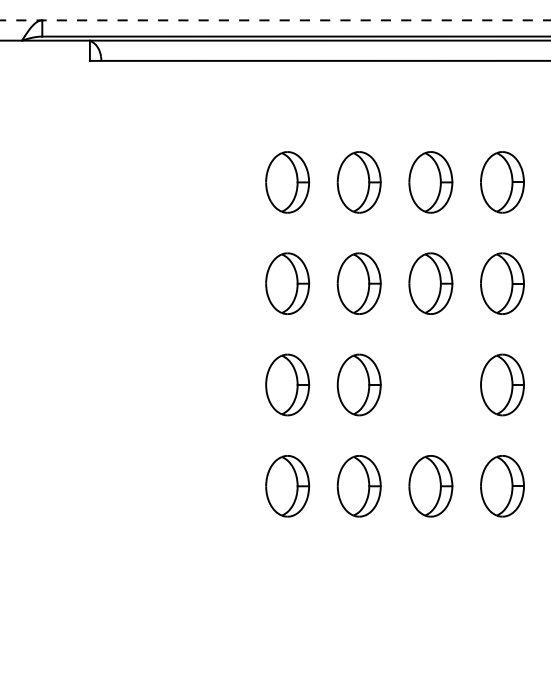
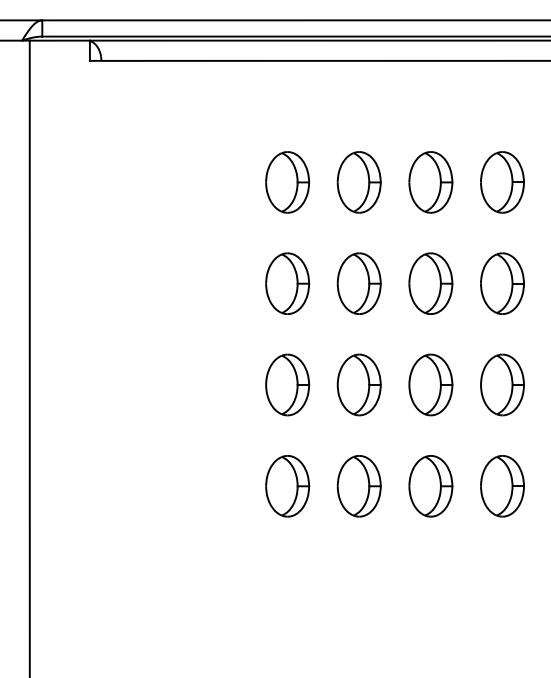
line: dashed -> solid (275, 20)
line: none -> present (29, 357)
part: none -> present (430, 384)
